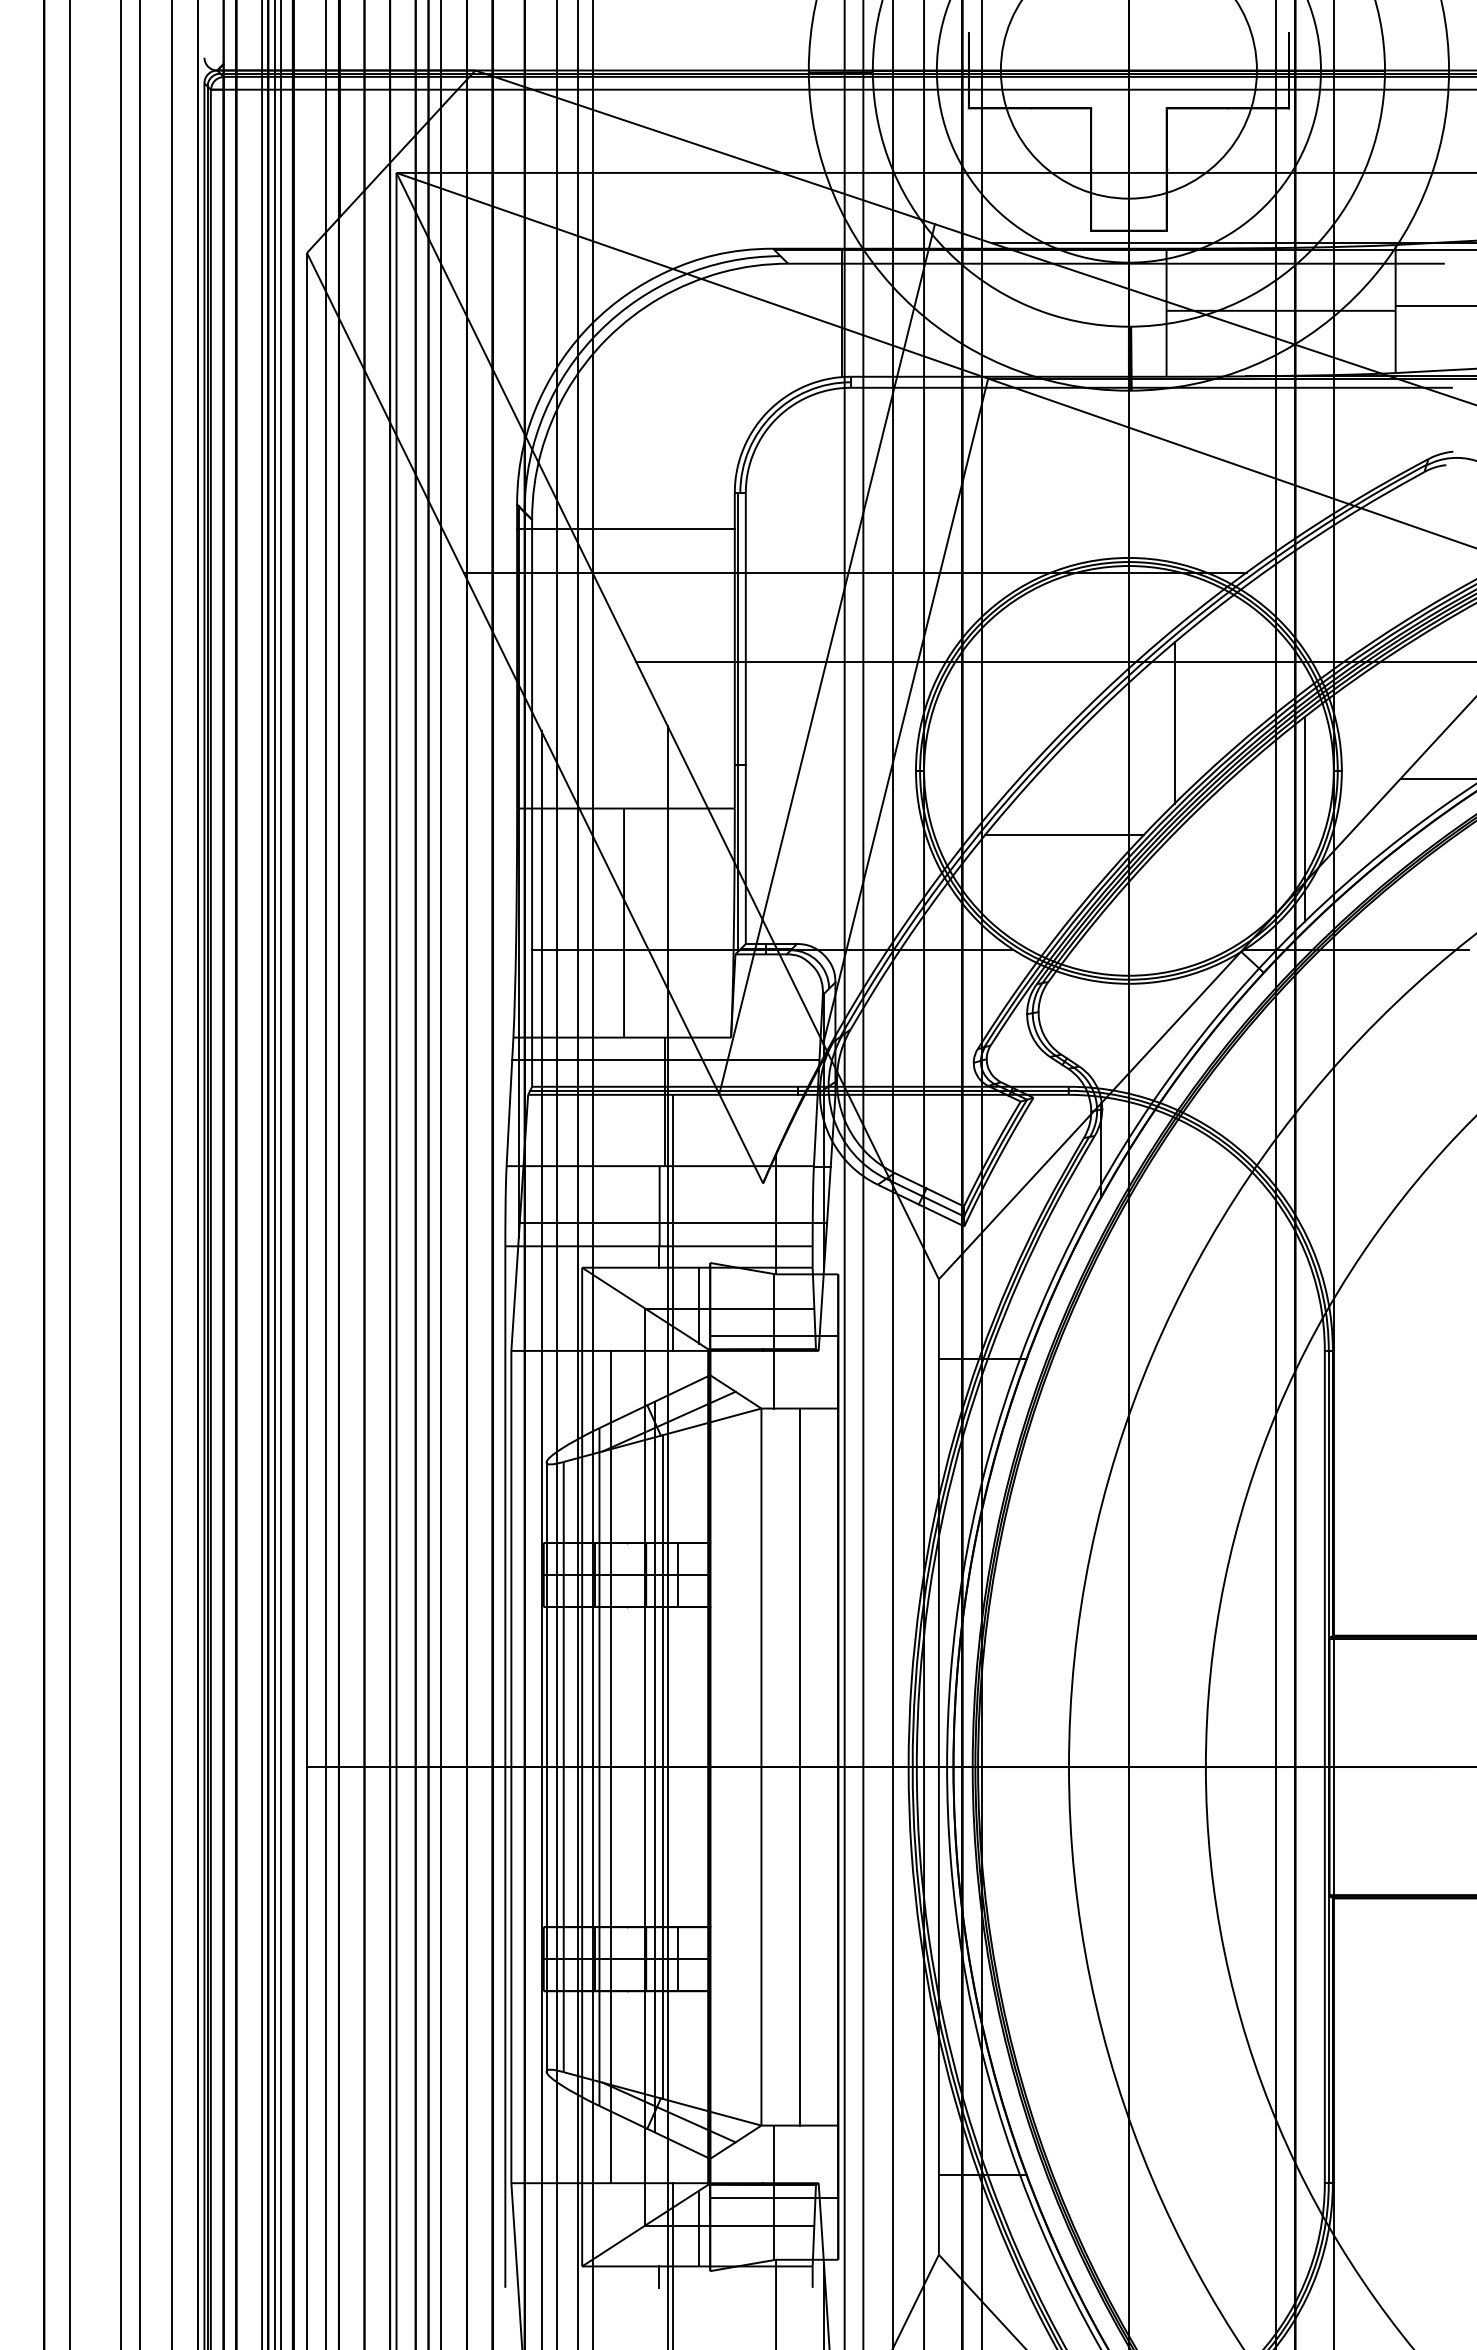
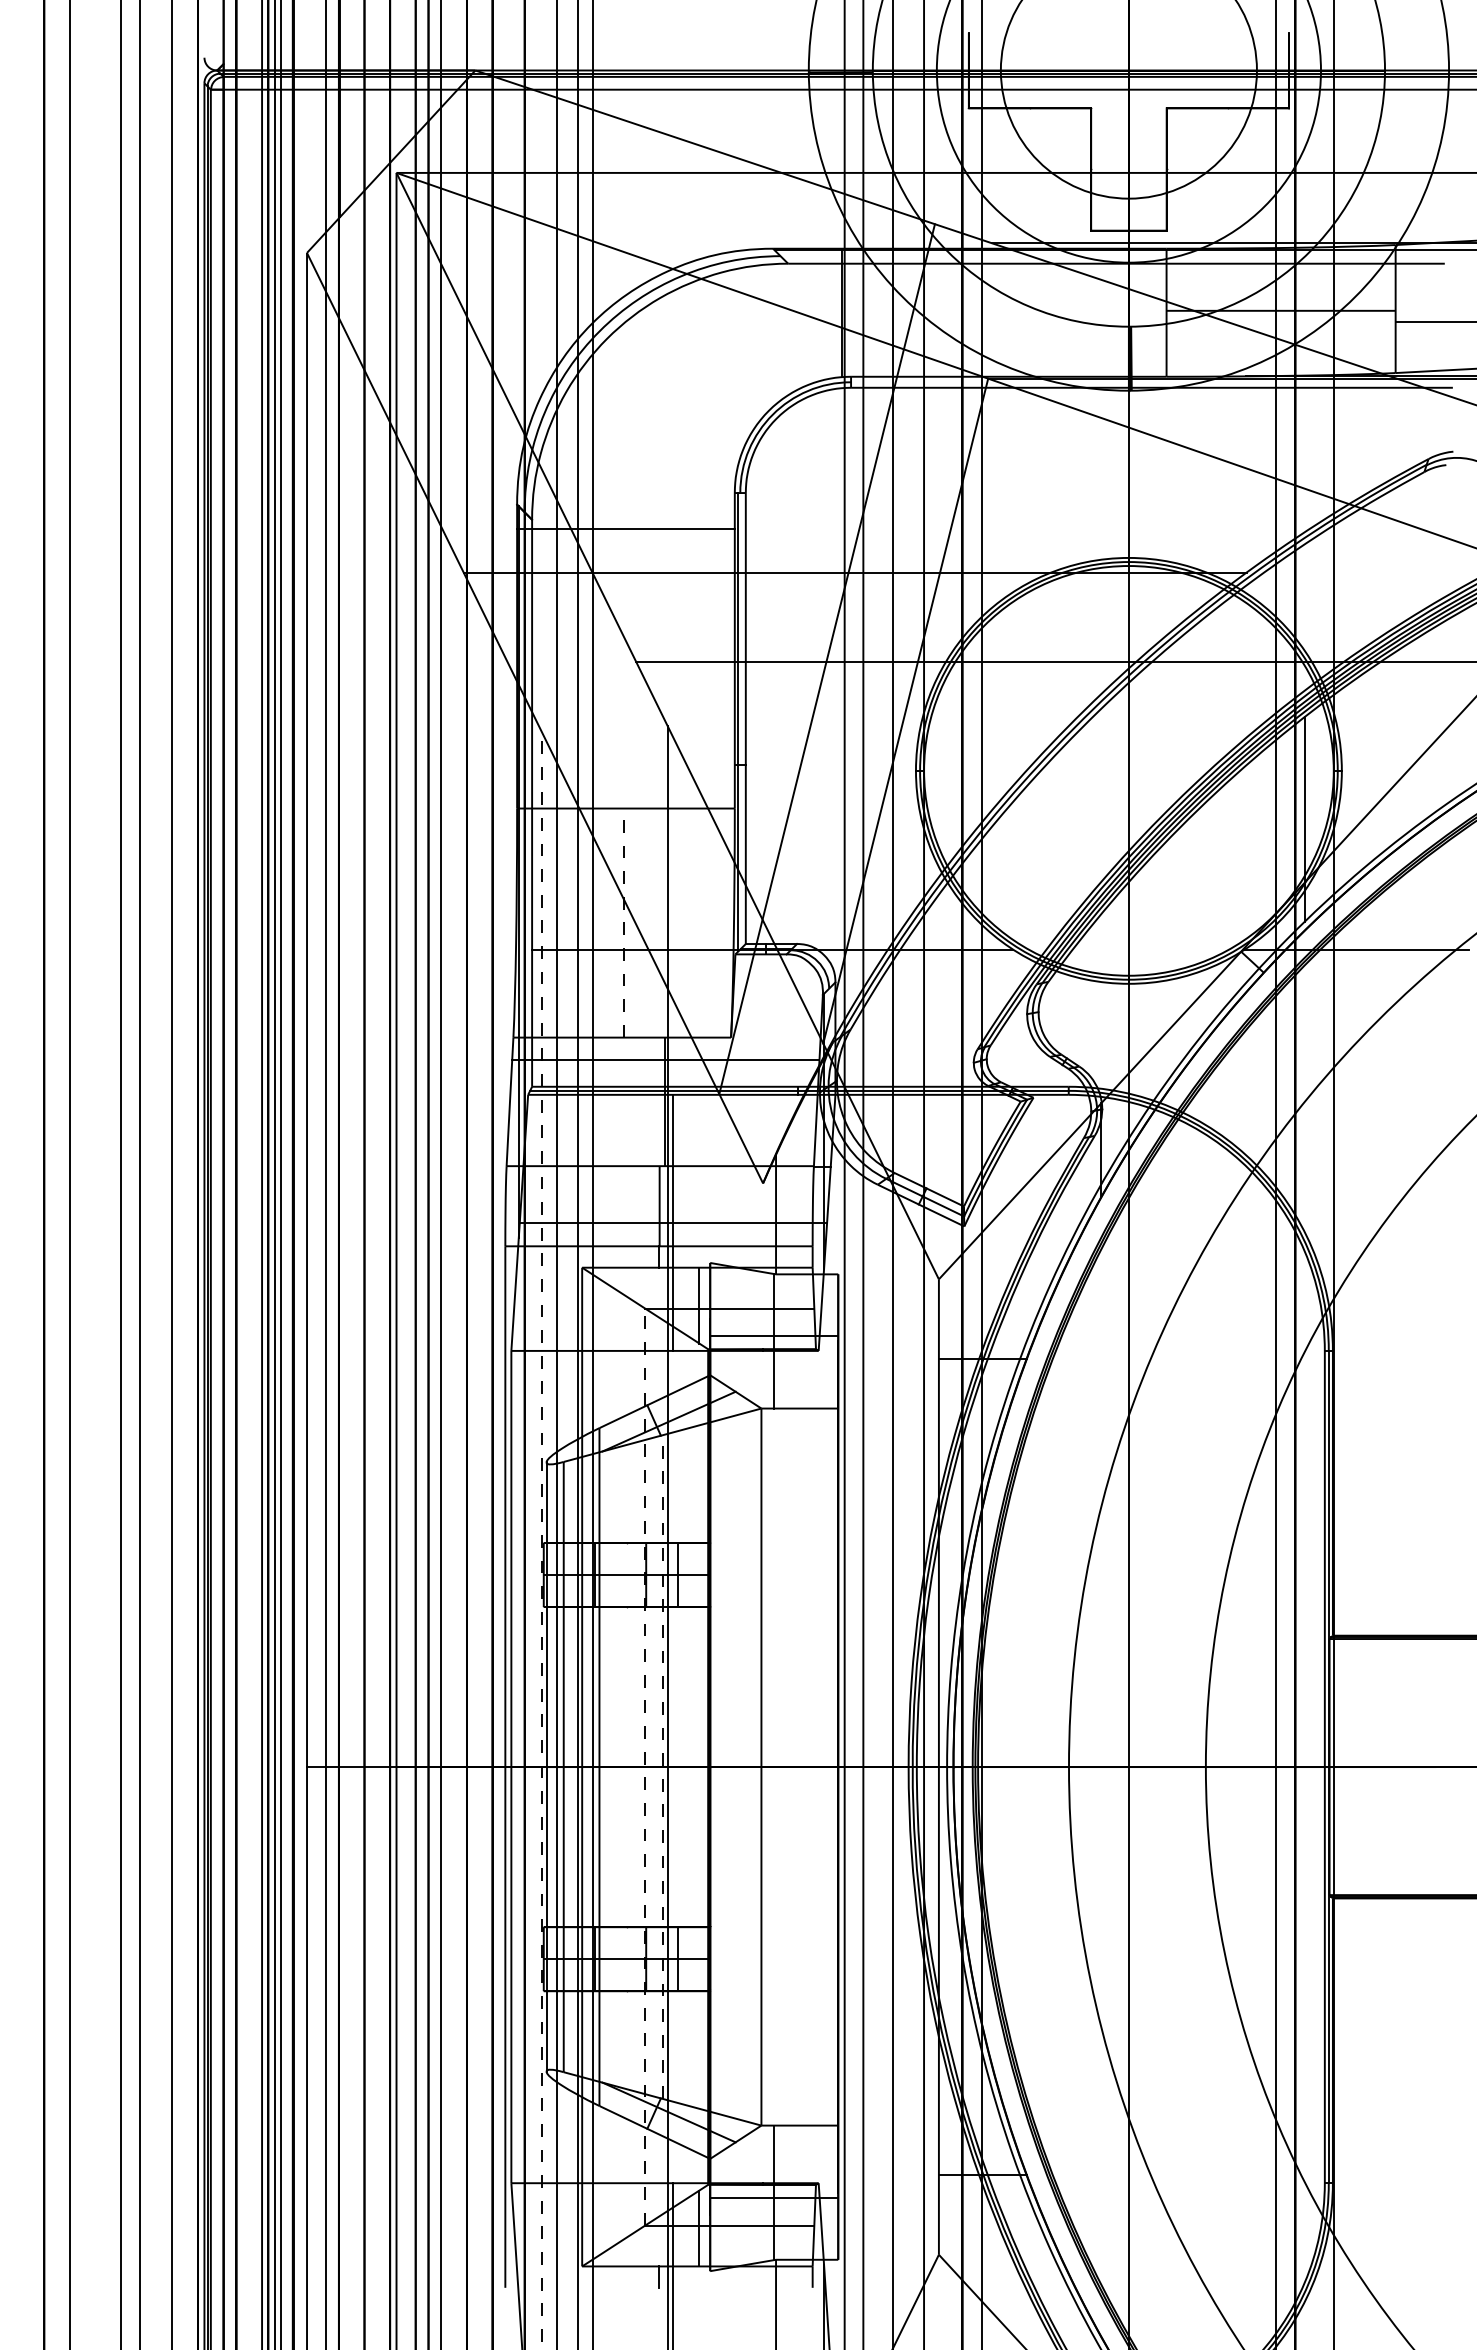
line position: (1434, 305) -> (1434, 321) (1434, 321)
line: present -> none (1174, 722)
line: present -> none (1436, 778)
line: present -> none (1063, 835)
arc: solid -> dashed (624, 926)
line: solid -> dashed (541, 1540)
line: present -> none (610, 1766)
line: solid -> dashed (645, 1766)
line: present -> none (654, 1766)
line: present -> none (799, 1766)
line: solid -> dashed (662, 1767)
